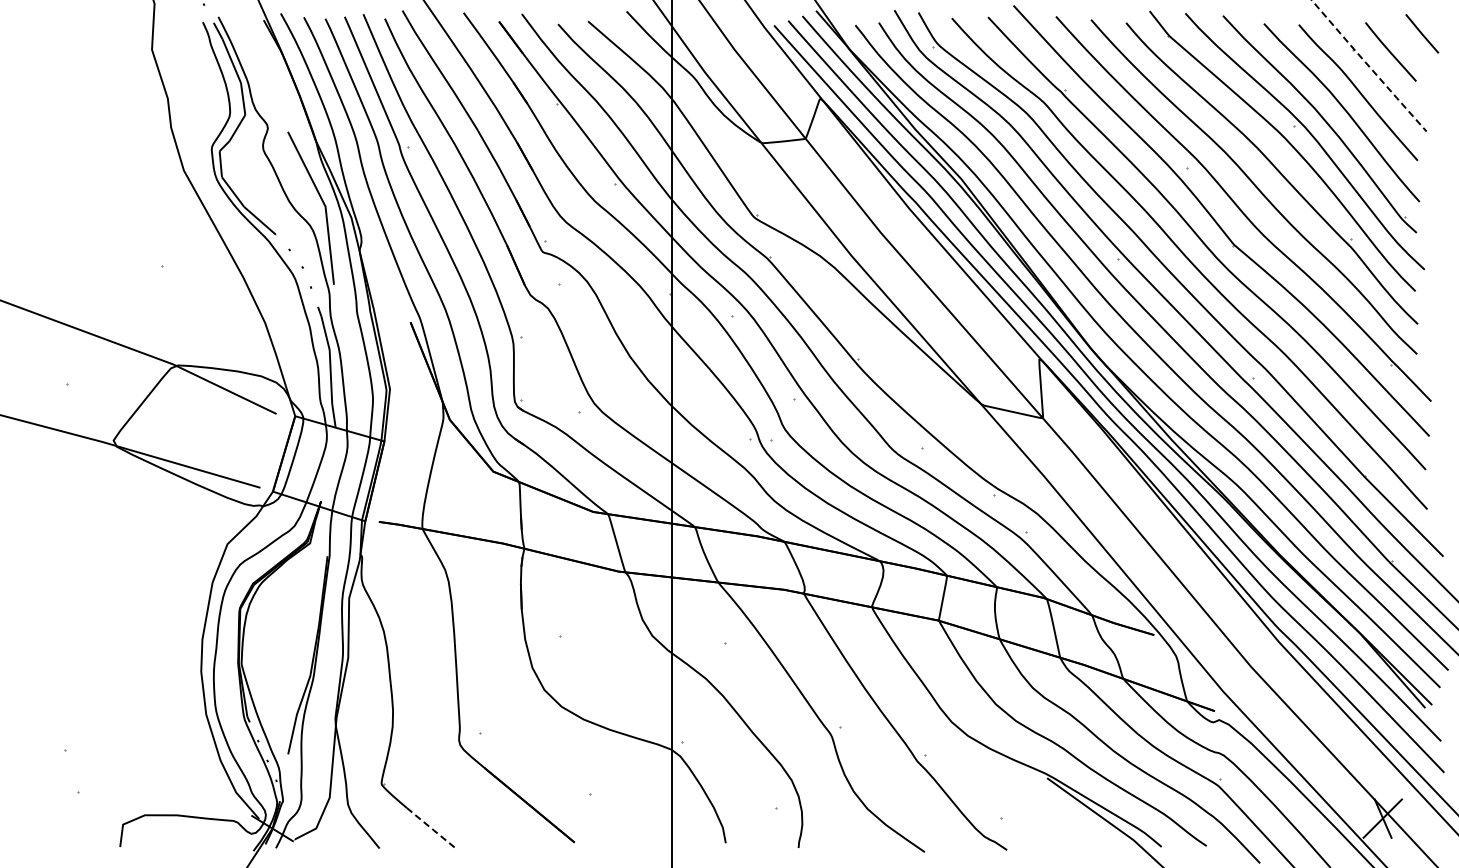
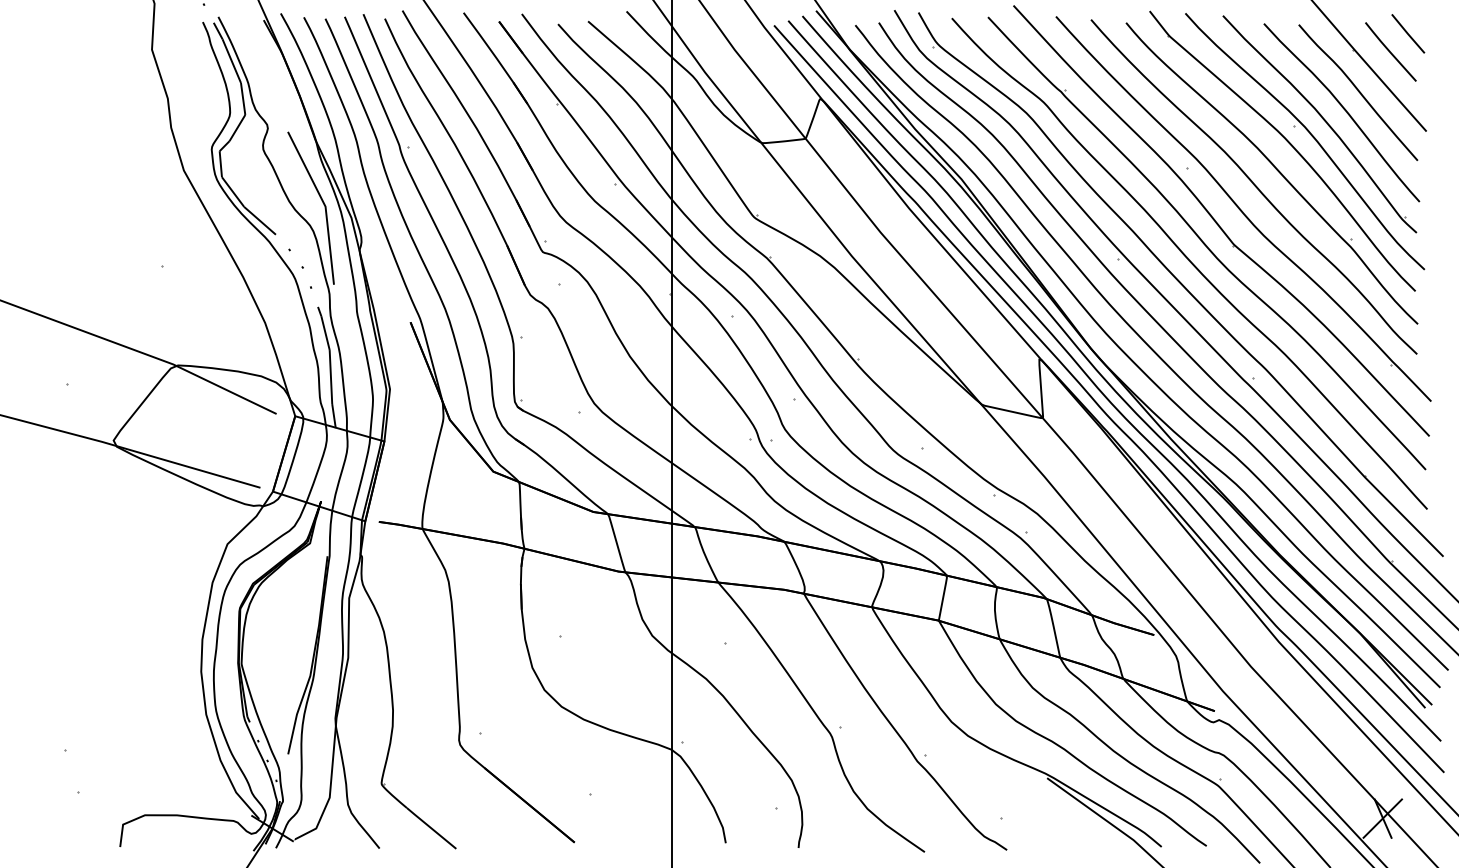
line position: (1422, 33) -> (1408, 33) (1408, 33)
line: dashed -> solid (1369, 66)
line: dashed -> solid (431, 828)
